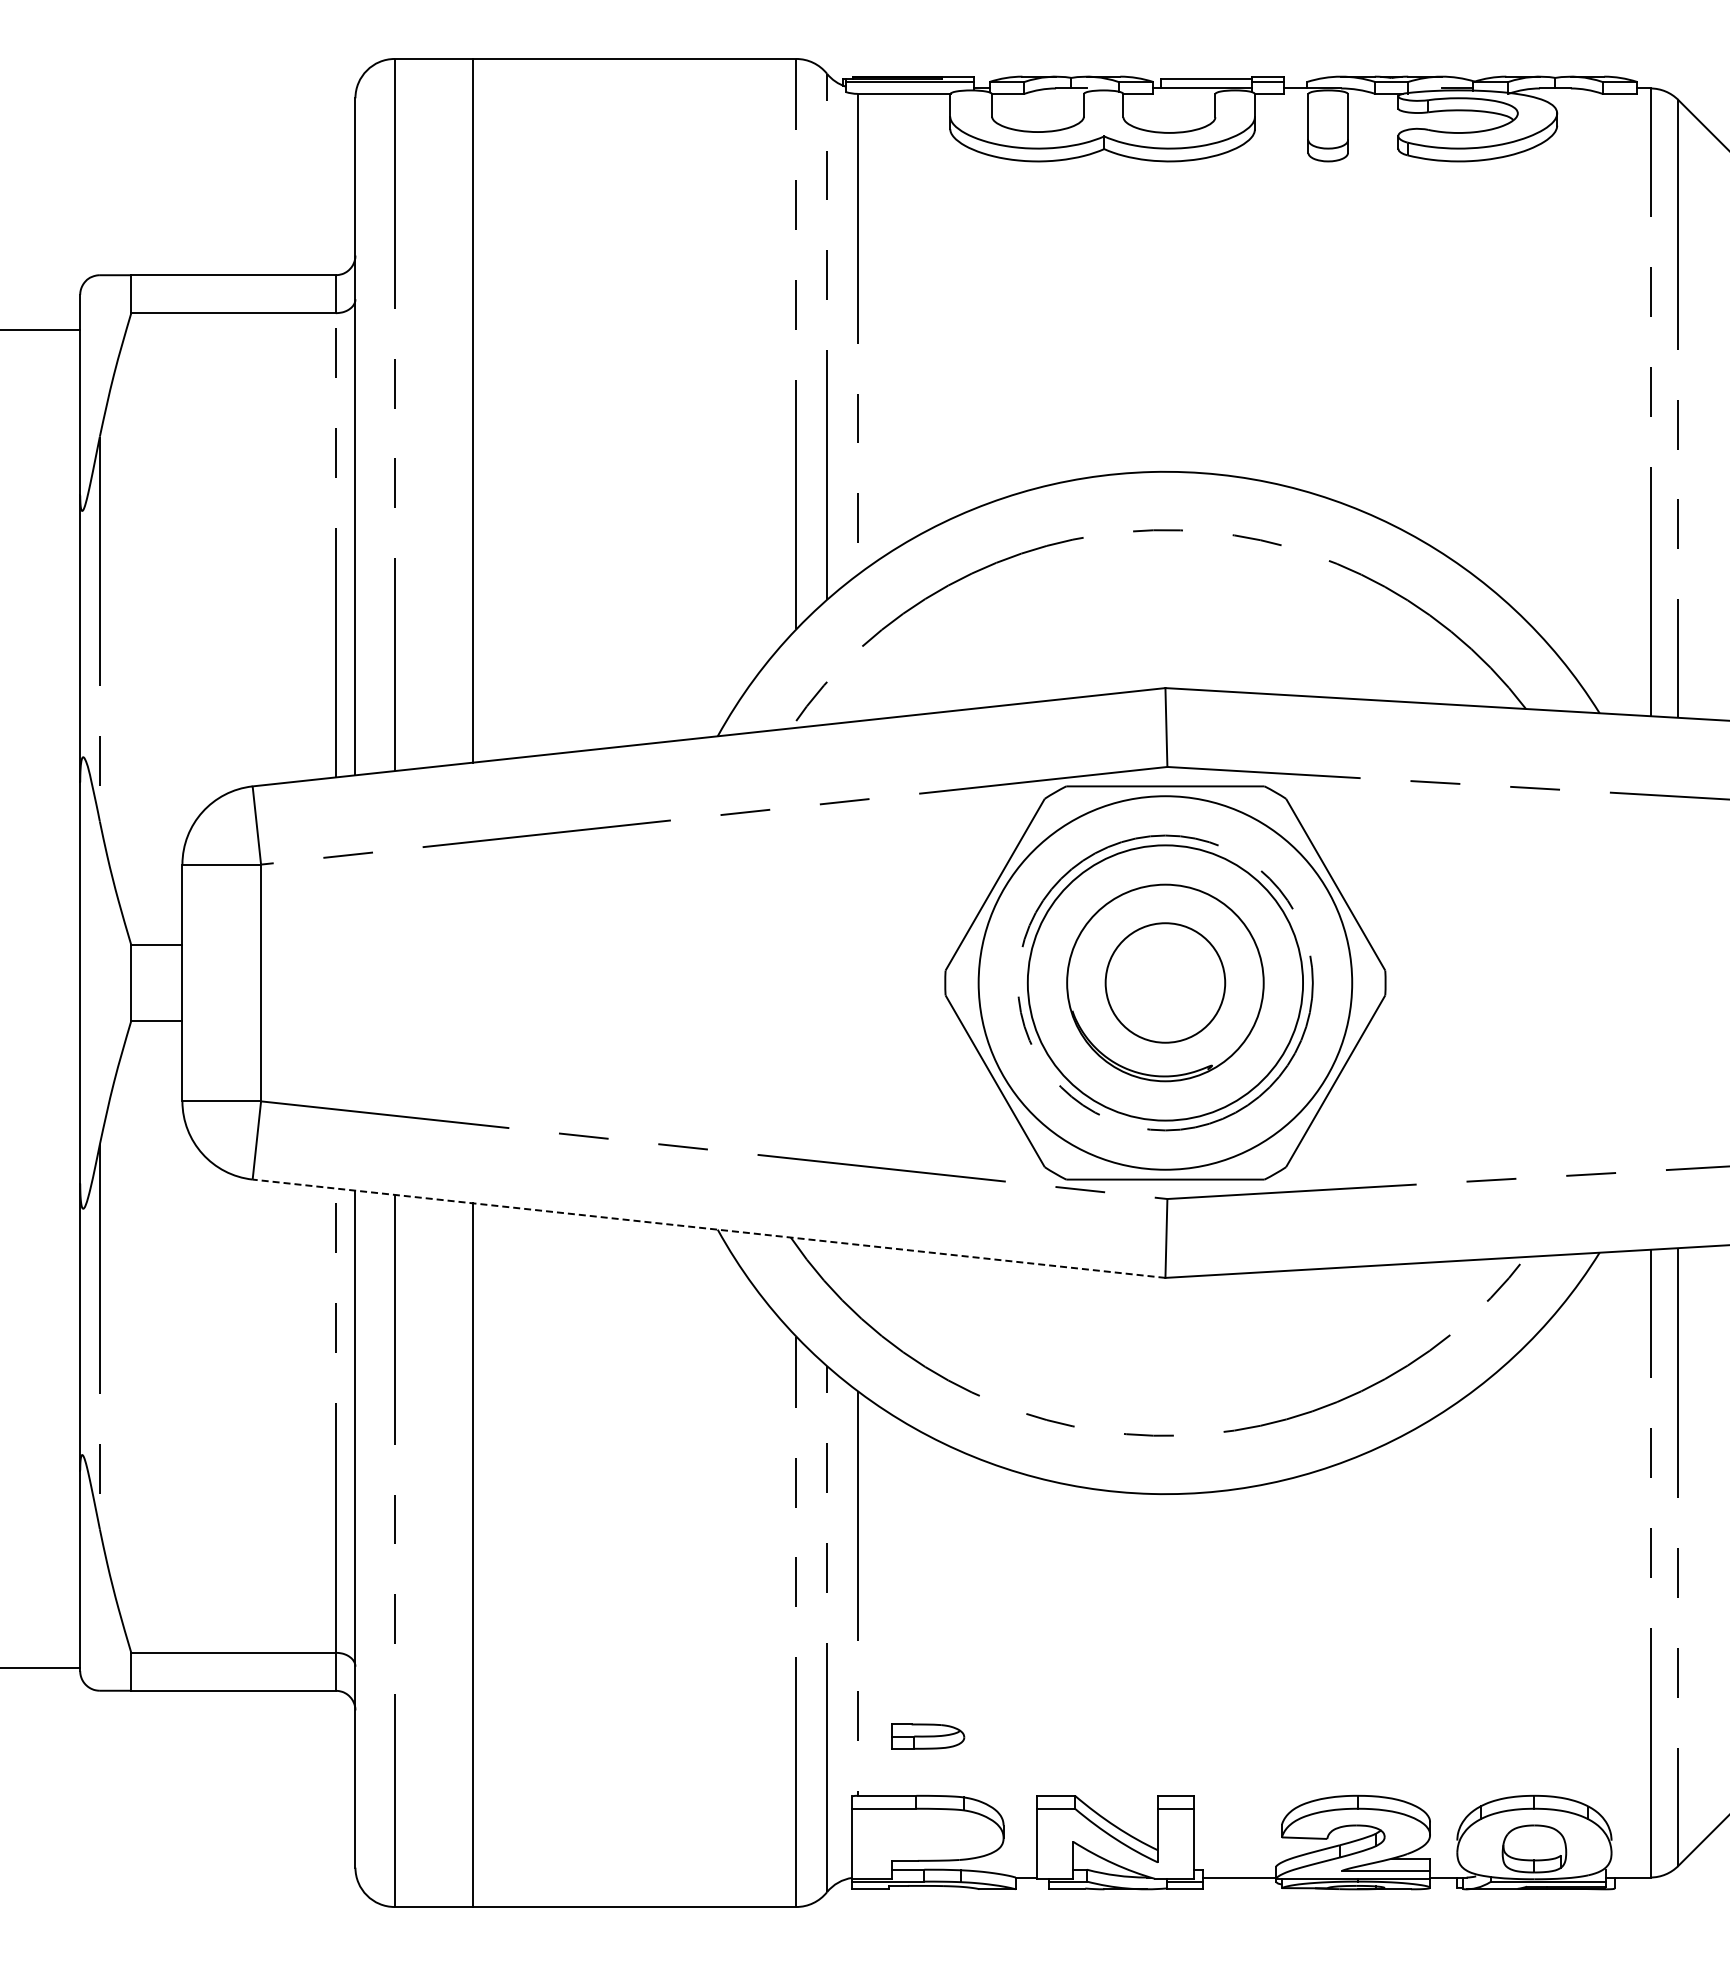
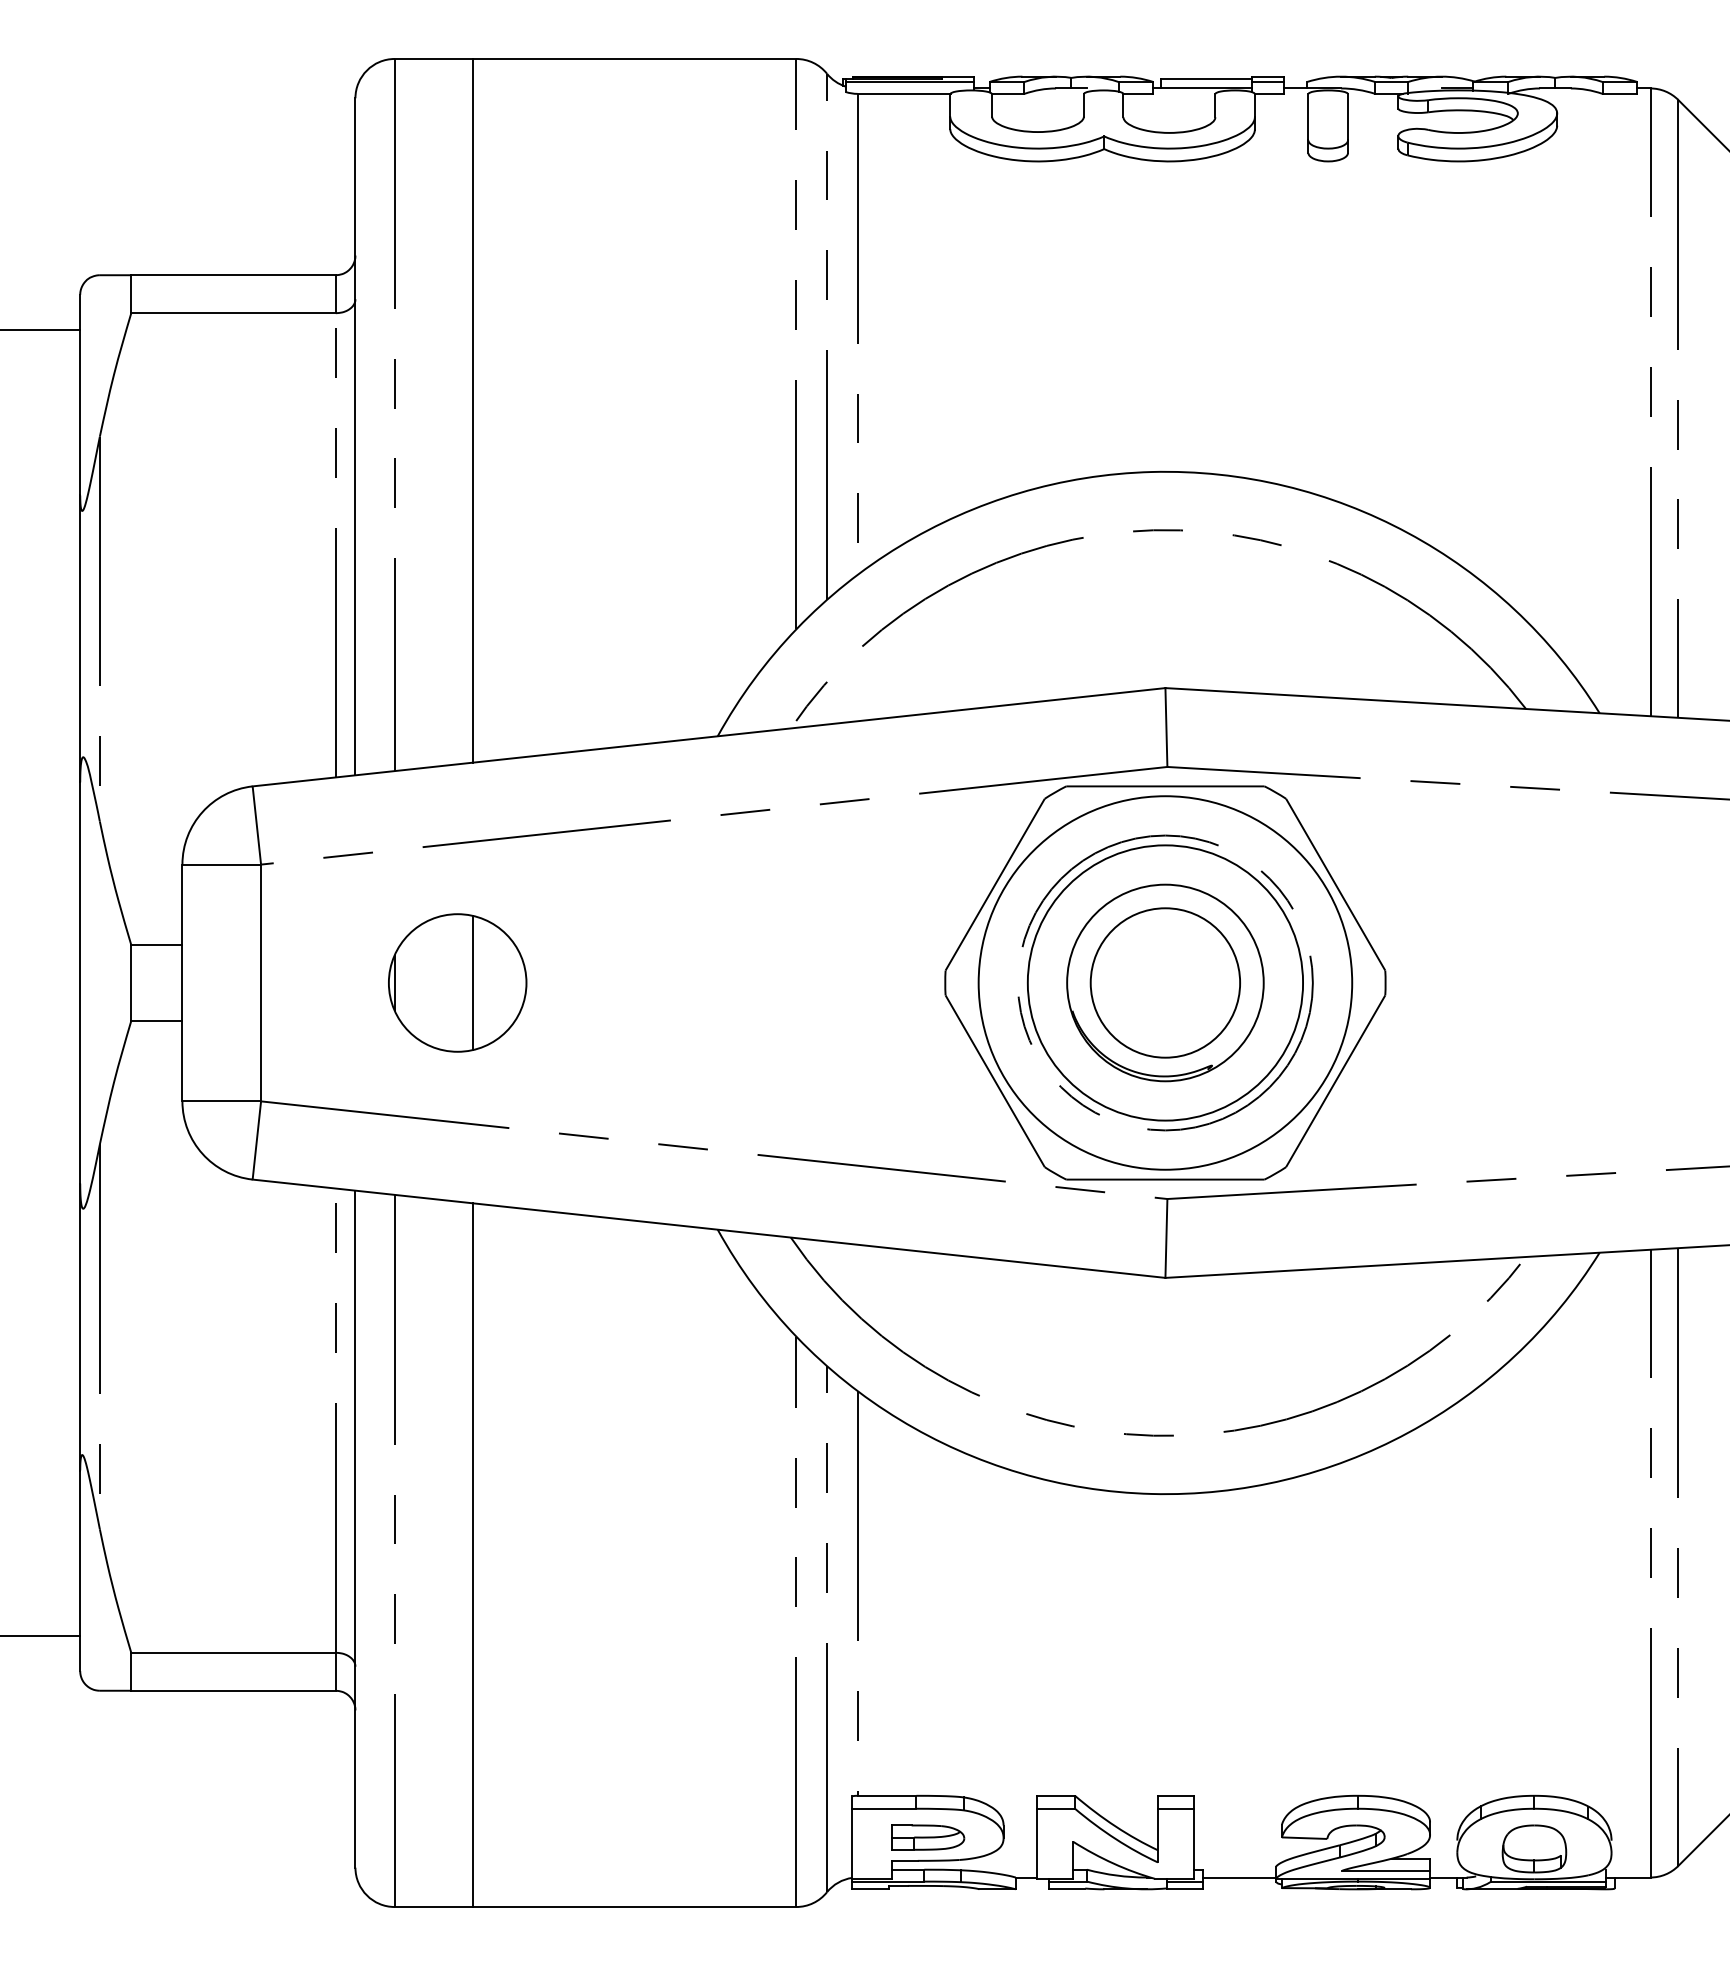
part: none -> present (457, 982)
circle diameter: 120 px -> 149 px (1165, 982)
line: dashed -> solid (708, 1228)
line position: (41, 1667) -> (41, 1635) (41, 1635)
part position: (928, 1736) -> (928, 1837) (928, 1837)
